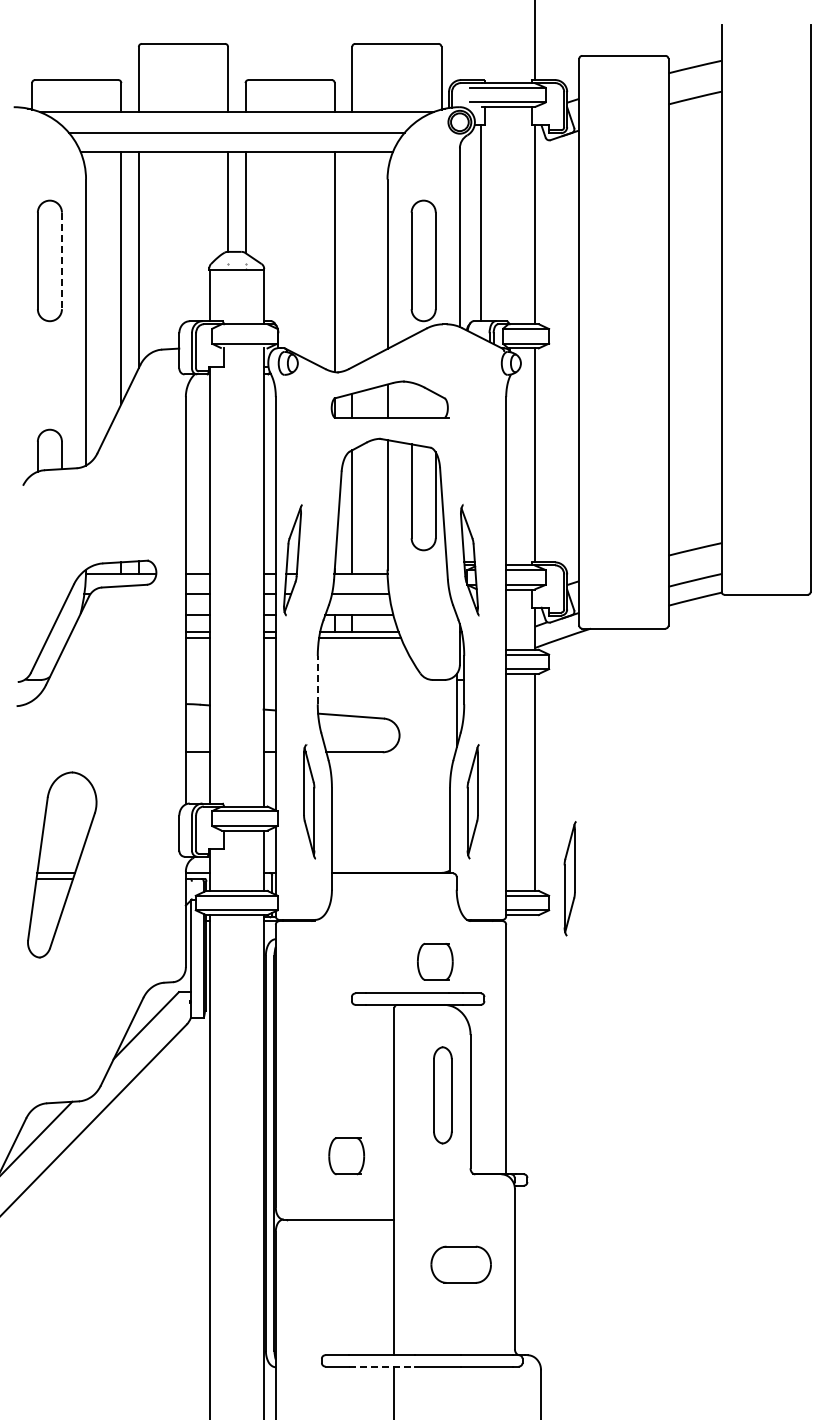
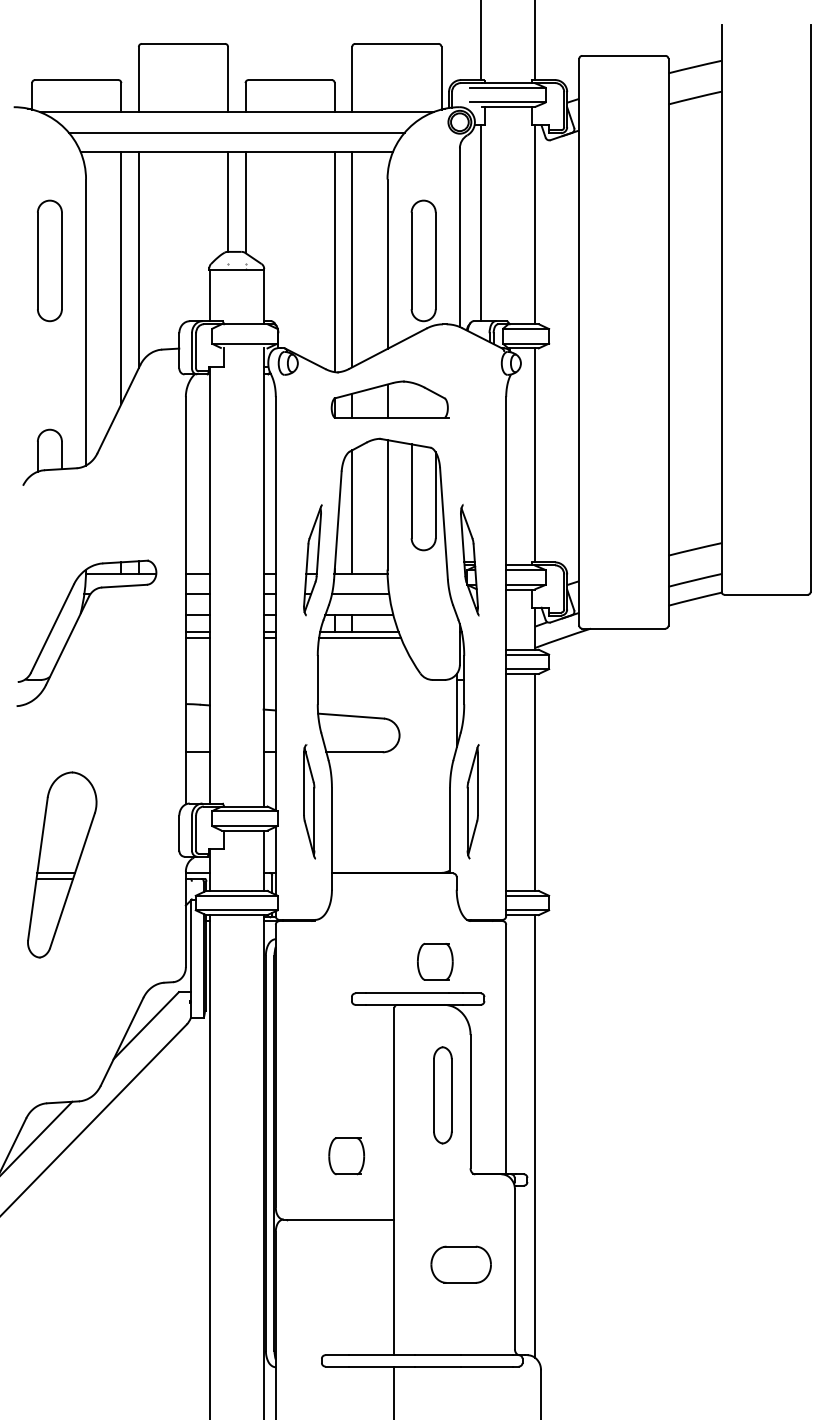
line: none -> present (481, 41)
line: none -> present (352, 259)
line: dashed -> solid (61, 261)
part position: (292, 560) -> (312, 560) (312, 560)
line: dashed -> solid (317, 679)
part: present -> none (569, 878)
line: none -> present (534, 1136)
line: dashed -> solid (381, 1366)
